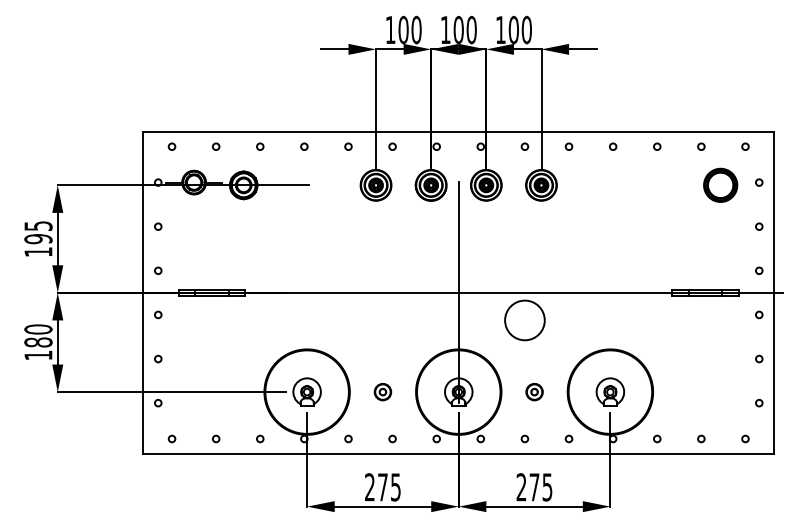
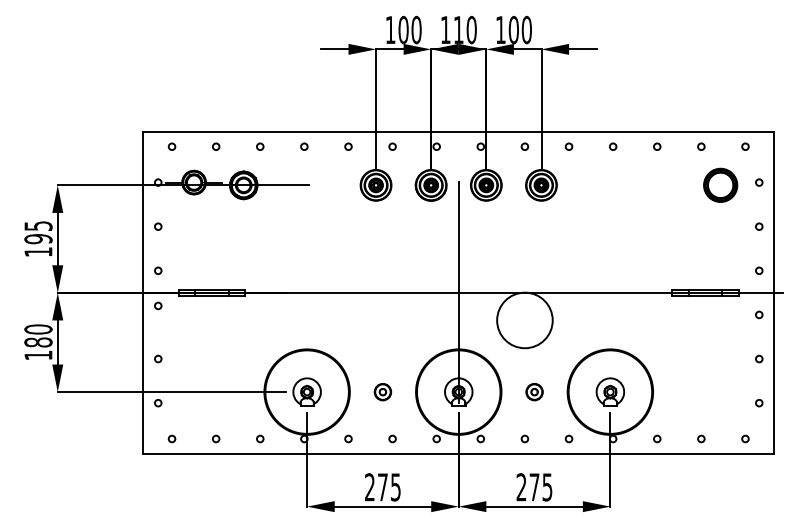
text: 100 -> 110 (458, 29)
circle position: (158, 314) -> (158, 305) (158, 305)
circle diameter: 40 px -> 56 px (524, 320)
